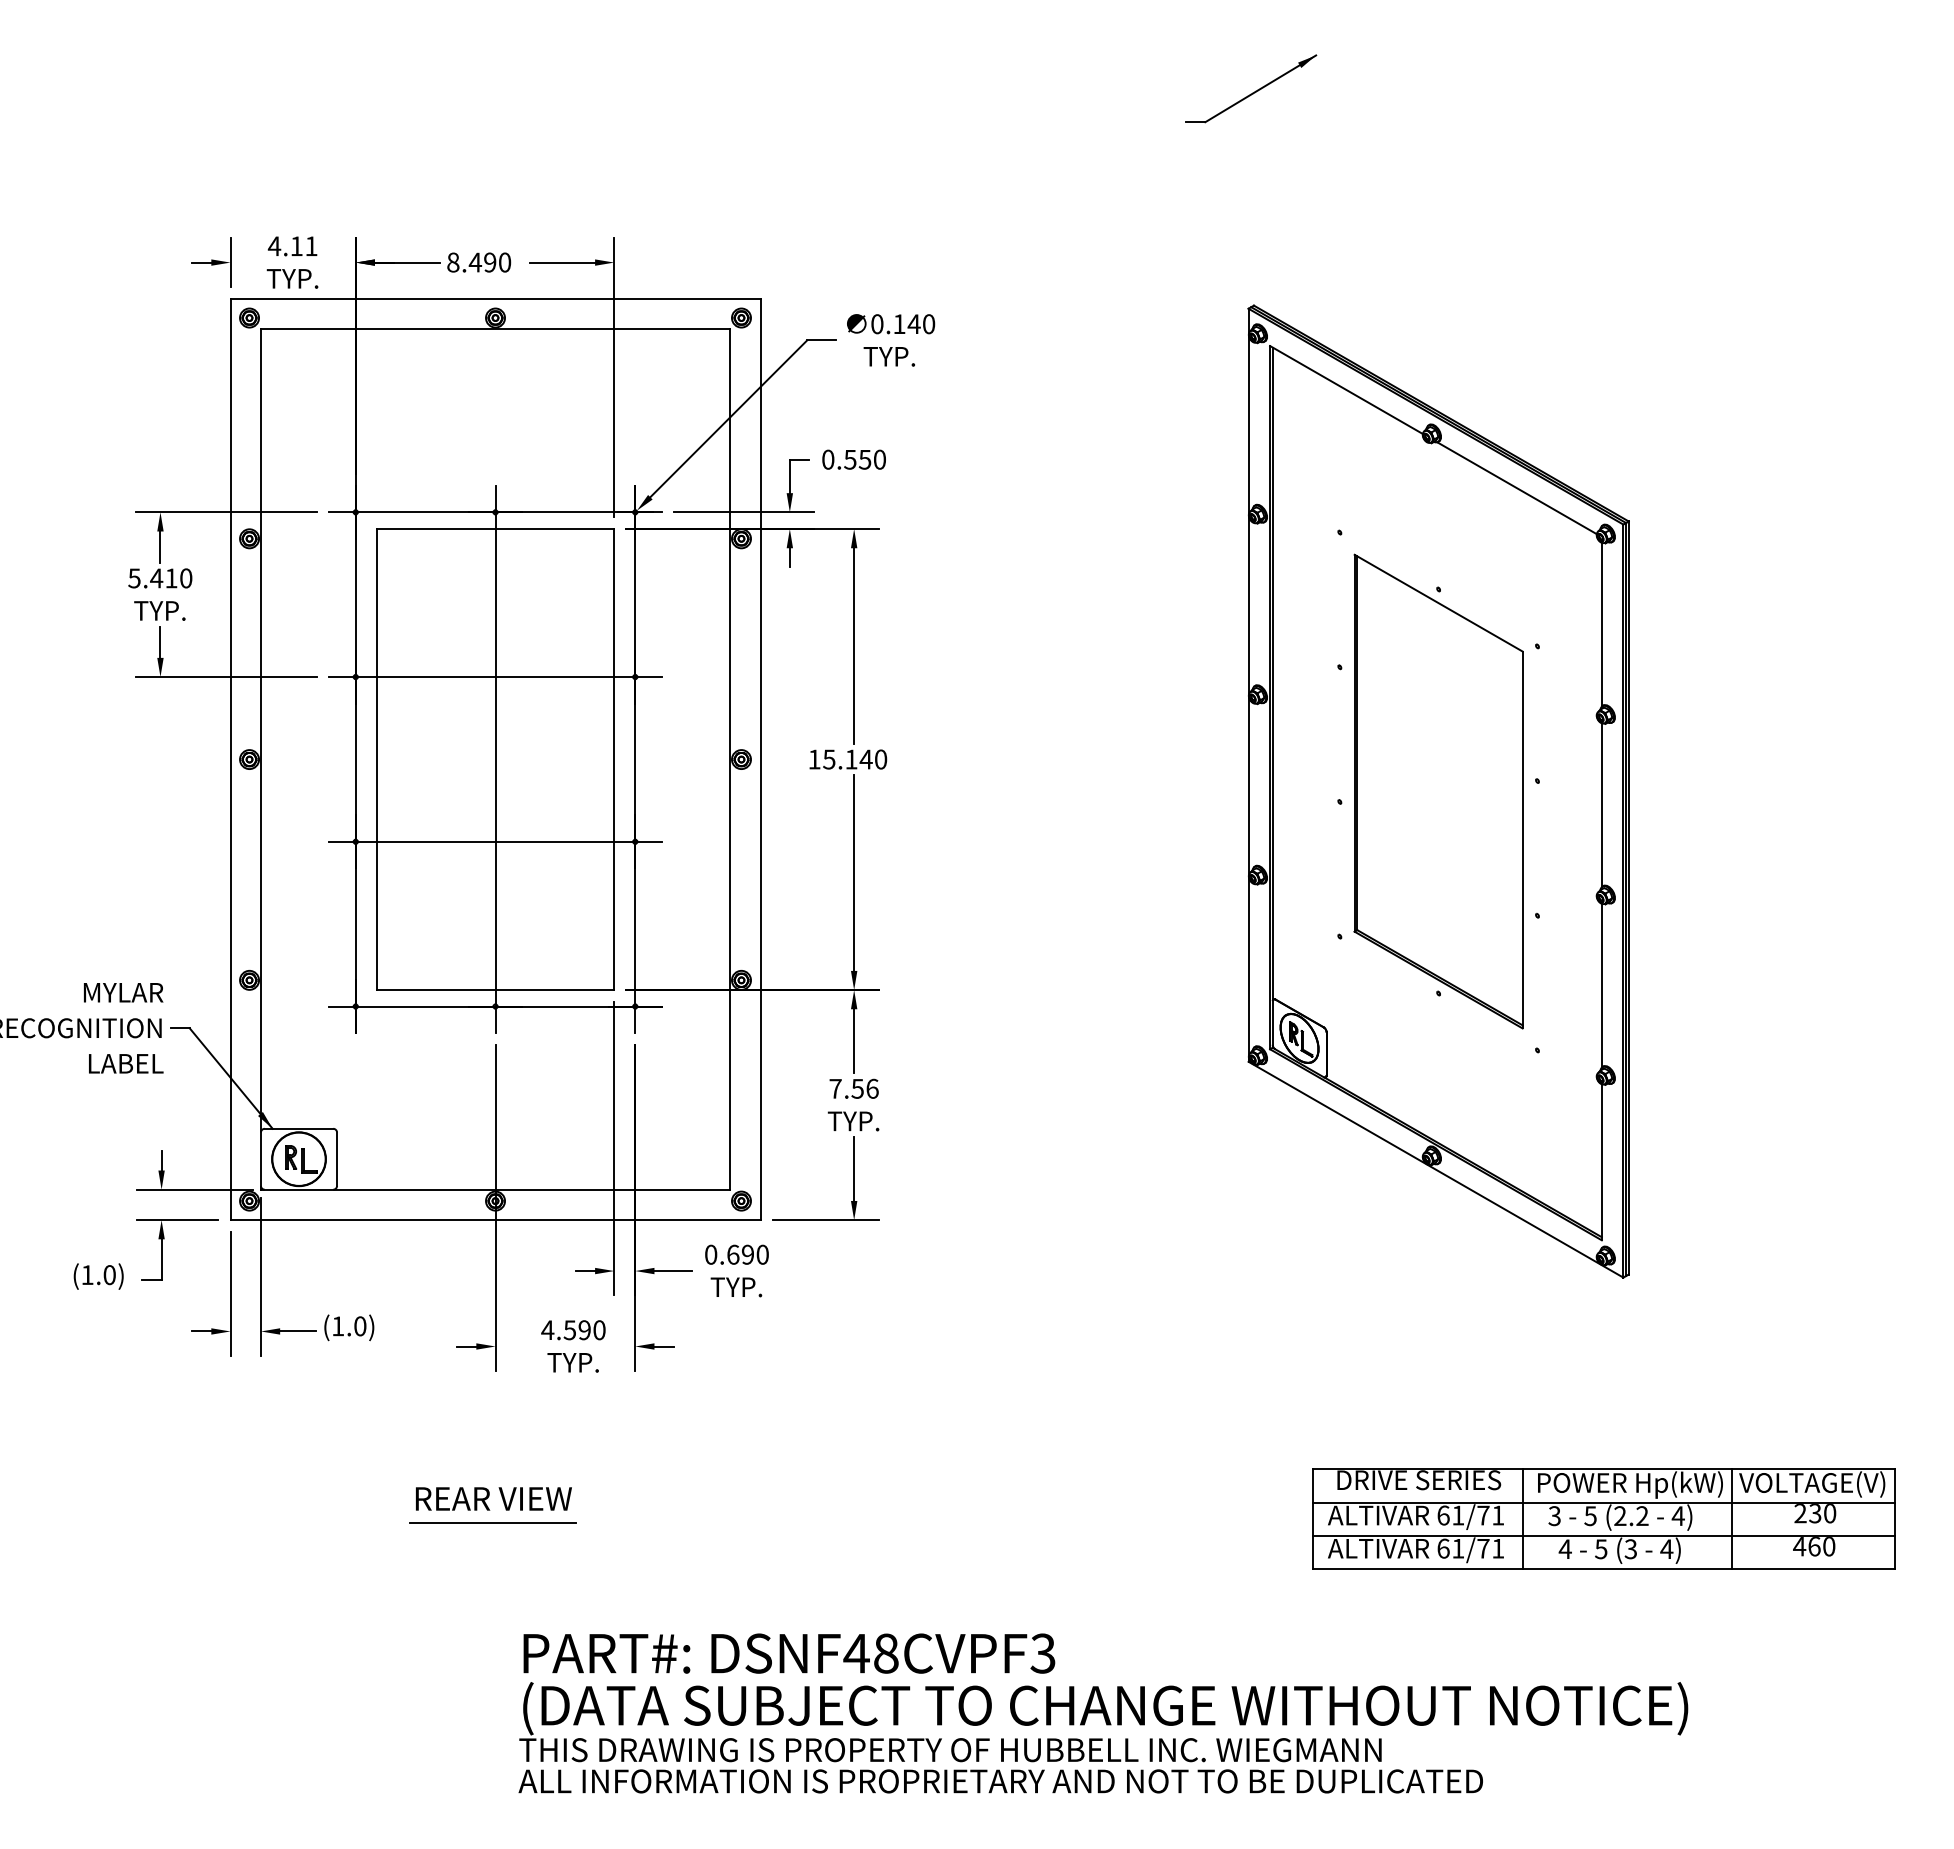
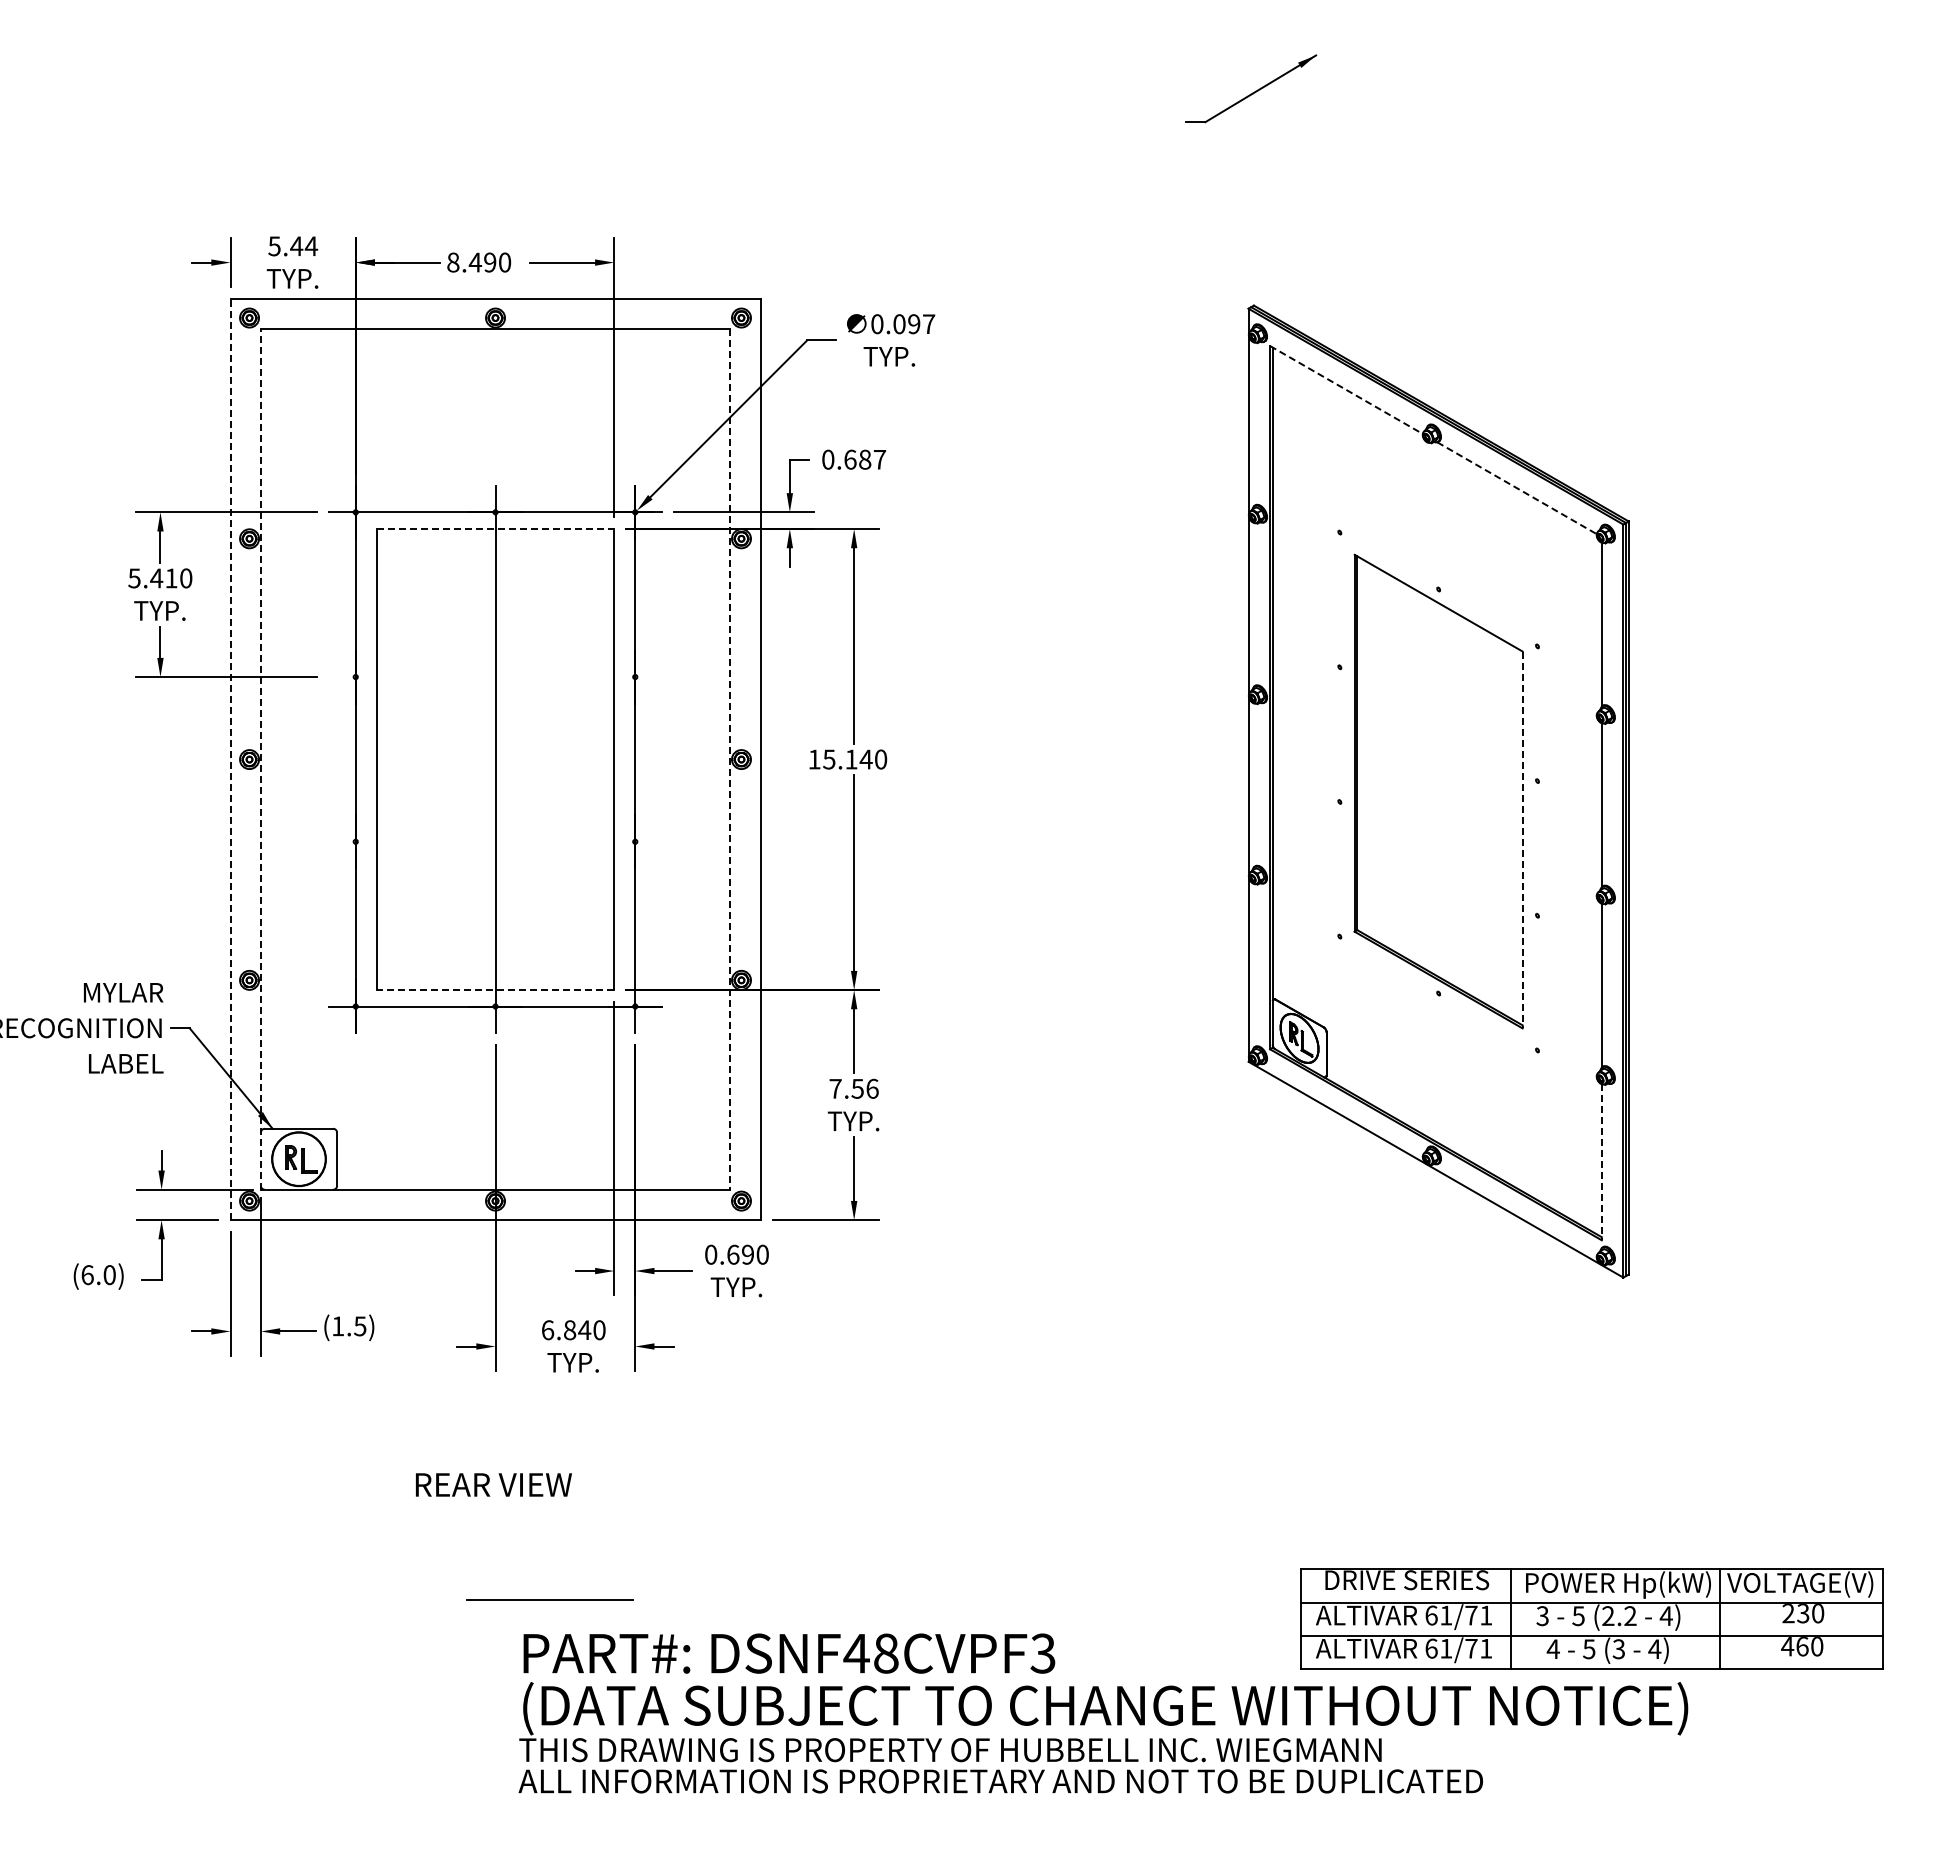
text: 4.11 -> 5.44 (292, 246)
text: 0.140 -> 0.097 (914, 324)
line: solid -> dashed (1346, 390)
text: 0.550 -> 0.687 (865, 459)
line: solid -> dashed (1517, 488)
line: solid -> dashed (495, 529)
line: present -> none (495, 677)
line: solid -> dashed (230, 759)
line: solid -> dashed (260, 759)
line: solid -> dashed (730, 760)
line: solid -> dashed (1522, 840)
line: present -> none (495, 841)
line: solid -> dashed (495, 990)
line: solid -> dashed (1601, 1162)
text: (1.0) -> (6.0) (87, 1275)
text: (1.0) -> (1.5) (360, 1326)
text: 4.590 -> 6.840 (566, 1330)
text position: (493, 1498) -> (493, 1484) (493, 1484)
part position: (1603, 1518) -> (1591, 1618) (1591, 1618)
line position: (492, 1522) -> (549, 1599) (549, 1599)
